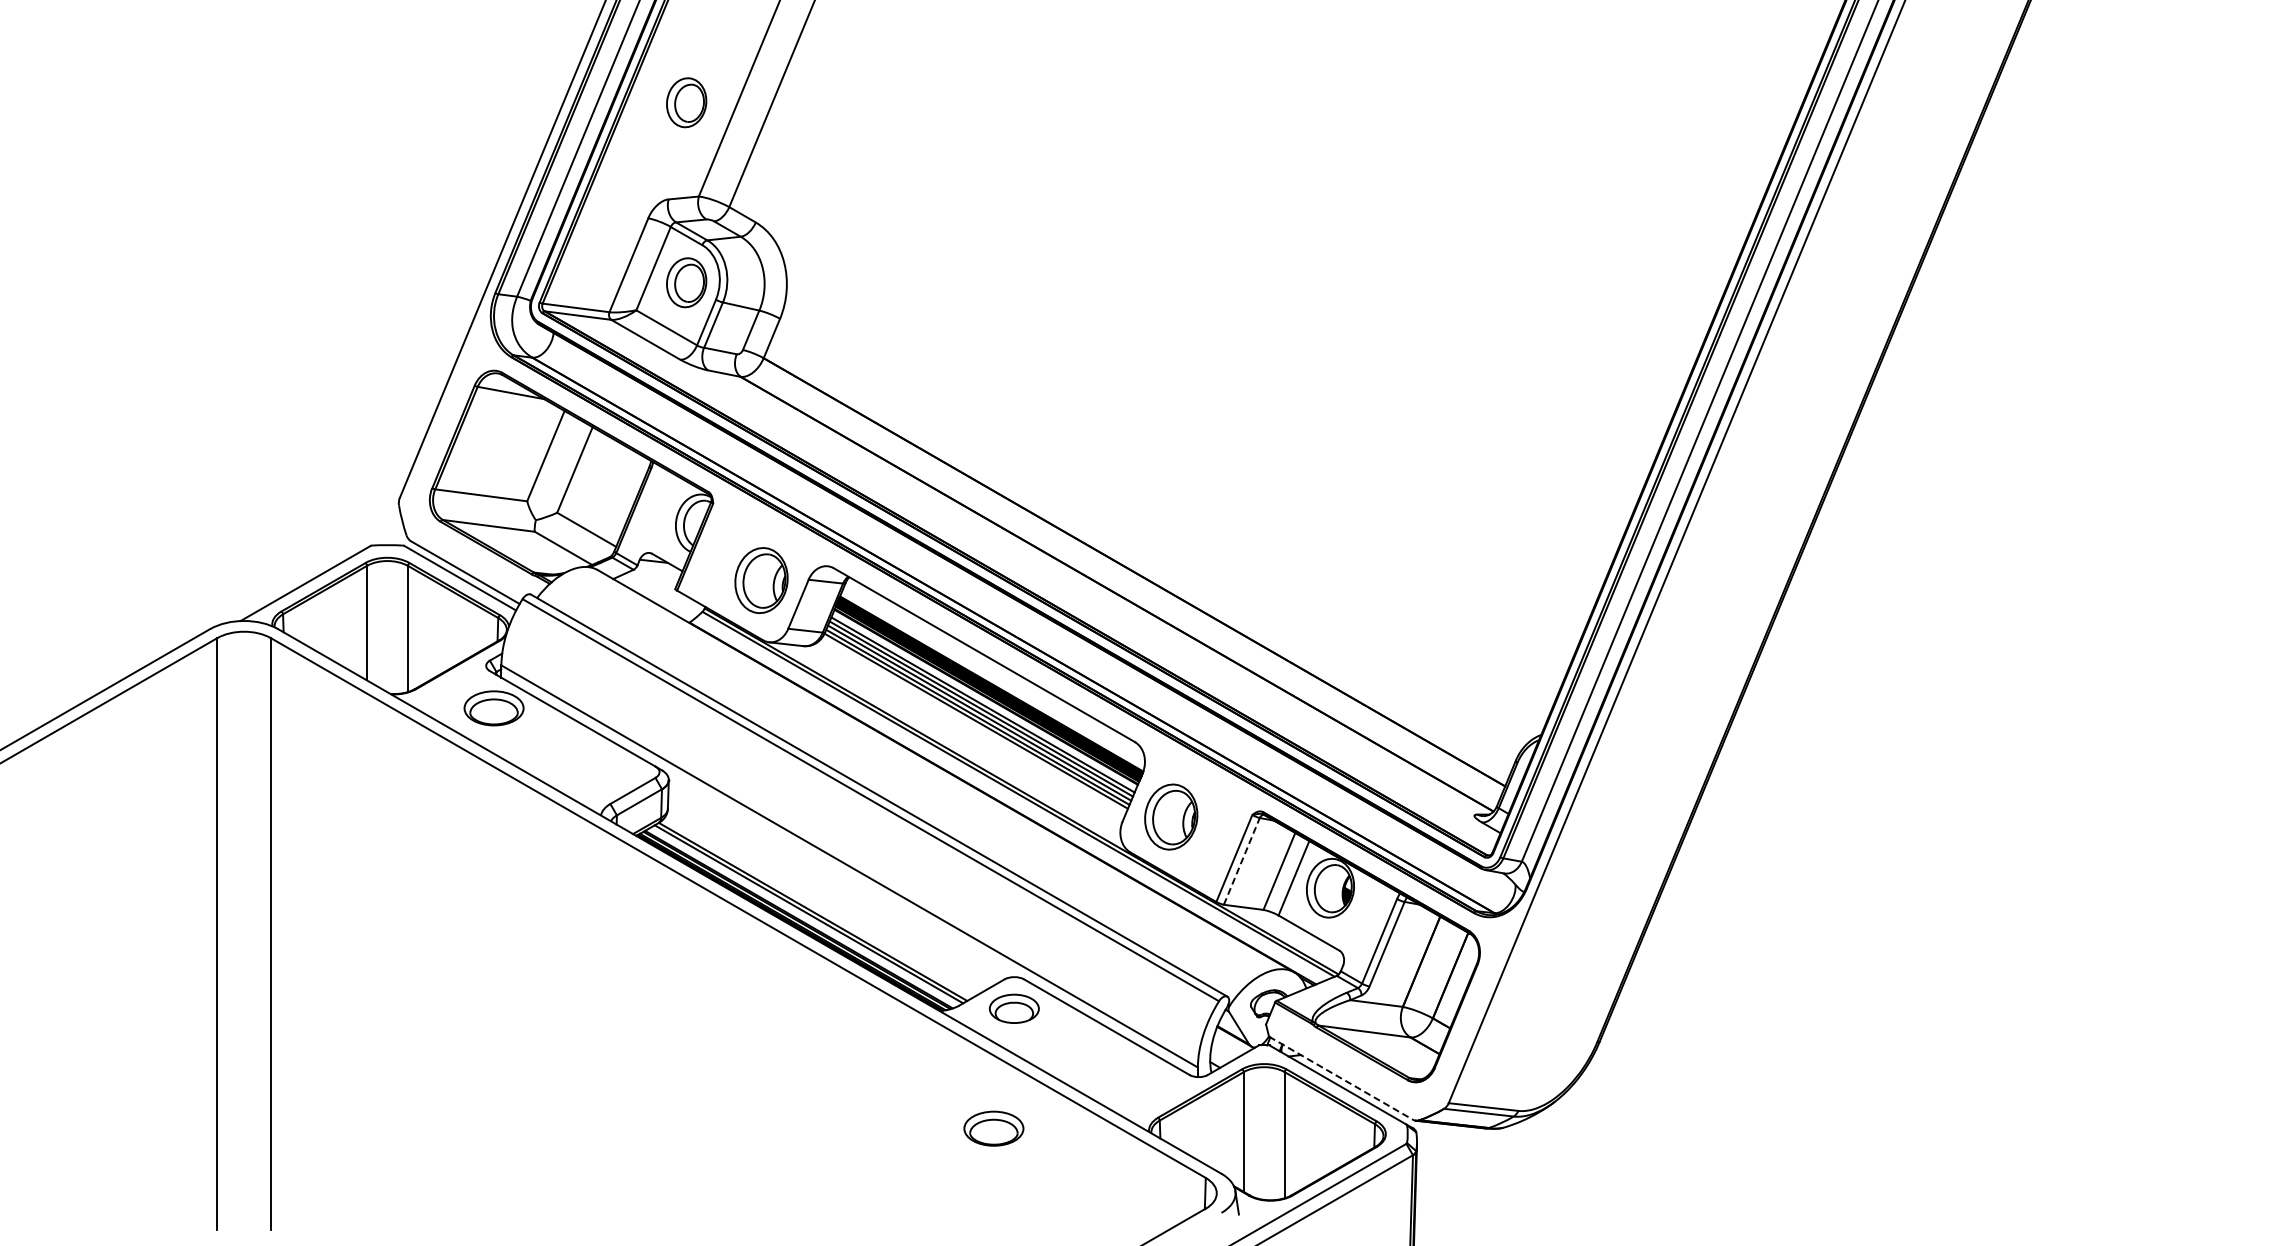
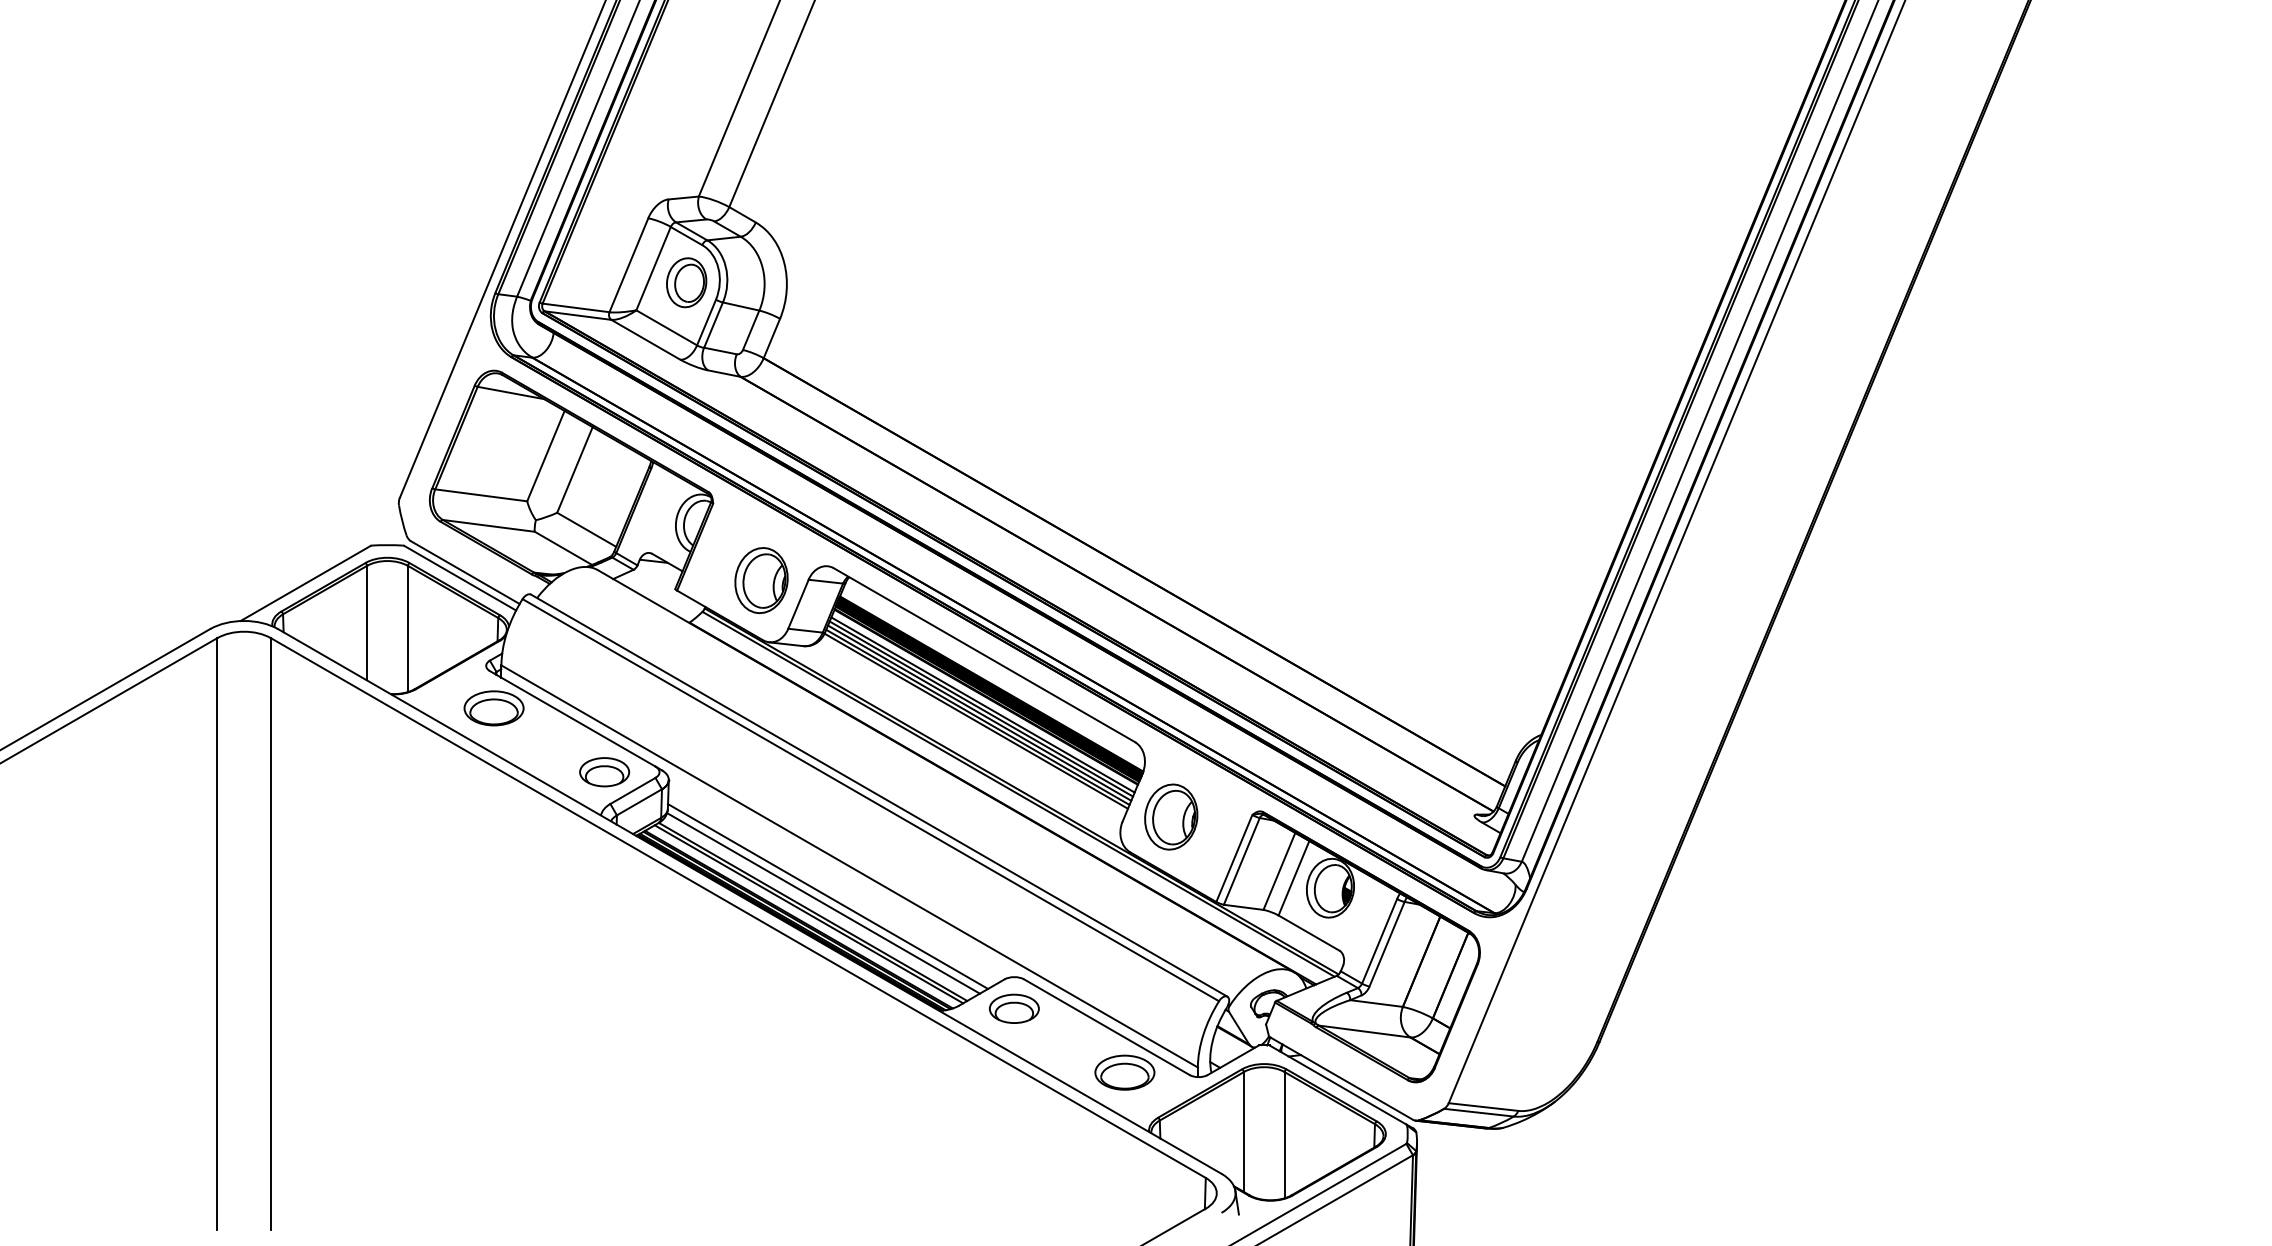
part: present -> none (686, 102)
part: none -> present (604, 772)
line: dashed -> solid (1241, 861)
line: none -> present (828, 896)
line: none -> present (823, 903)
line: dashed -> solid (1341, 1078)
part position: (993, 1128) -> (1124, 1072) (1124, 1072)
